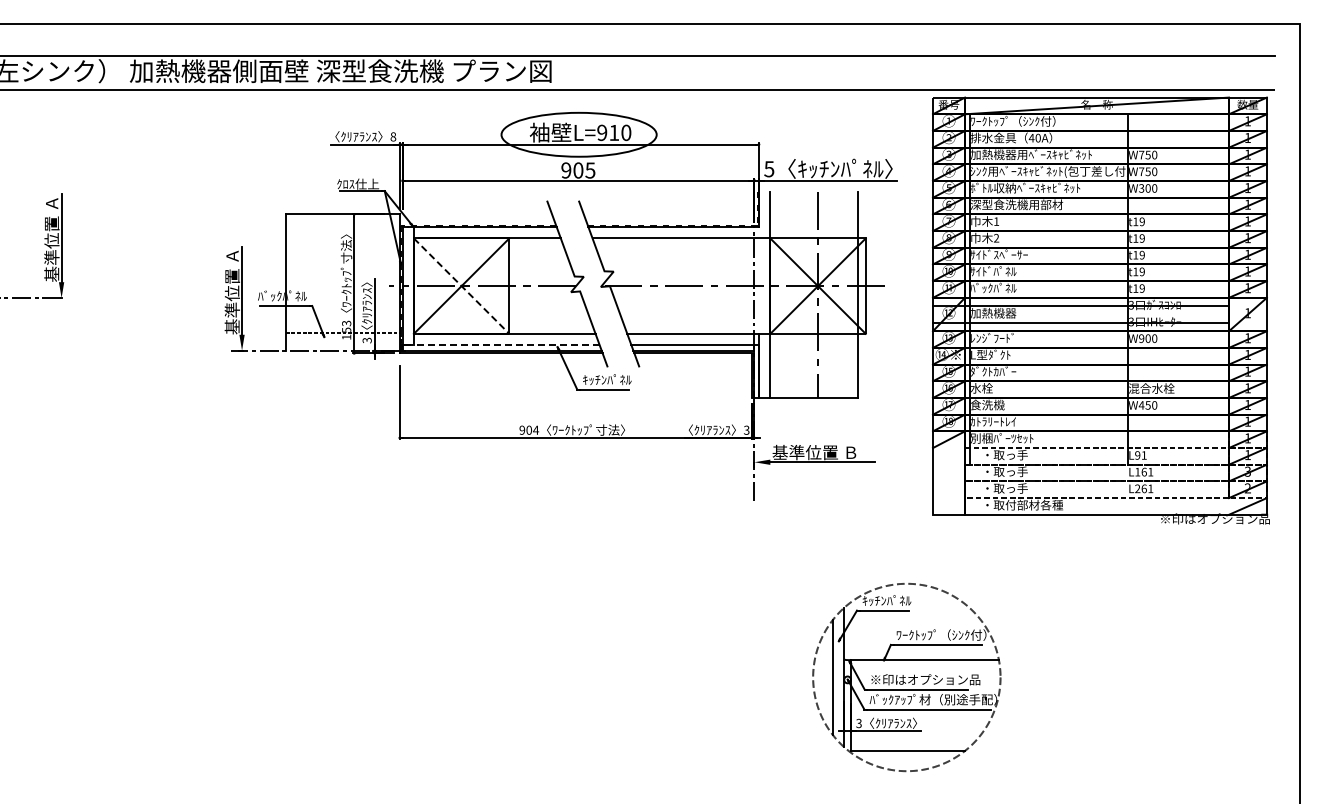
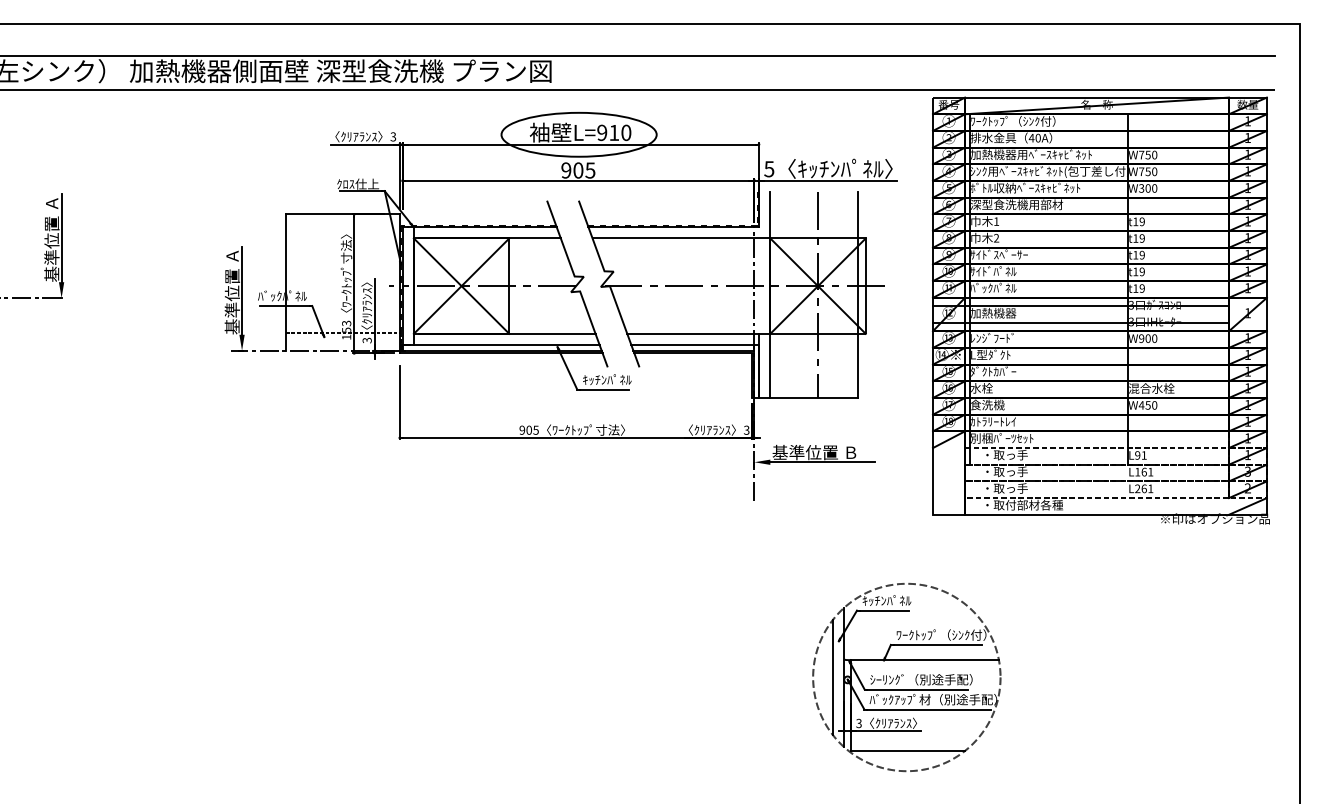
text: 8 -> 3 (393, 136)
line: dashed -> solid (461, 286)
line: dashed -> solid (501, 345)
text: 904 -> 905 (536, 429)
text: ※印はオプション品 -> ｼｰﾘﾝｸﾞ（別途手配） (925, 679)
